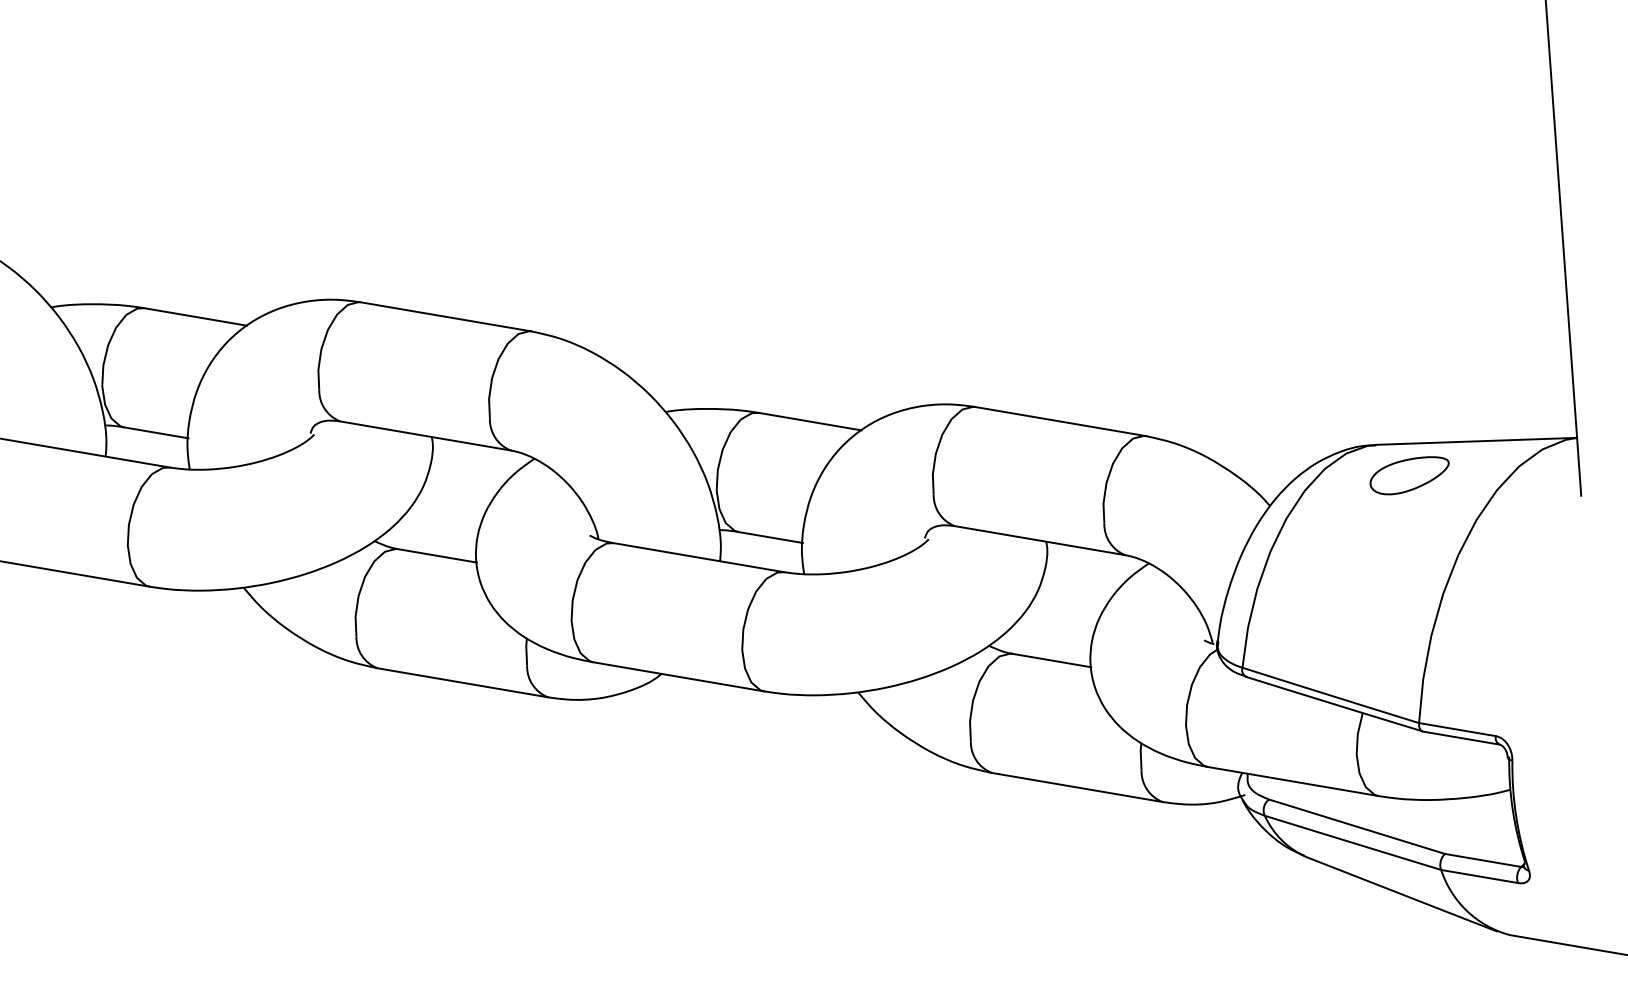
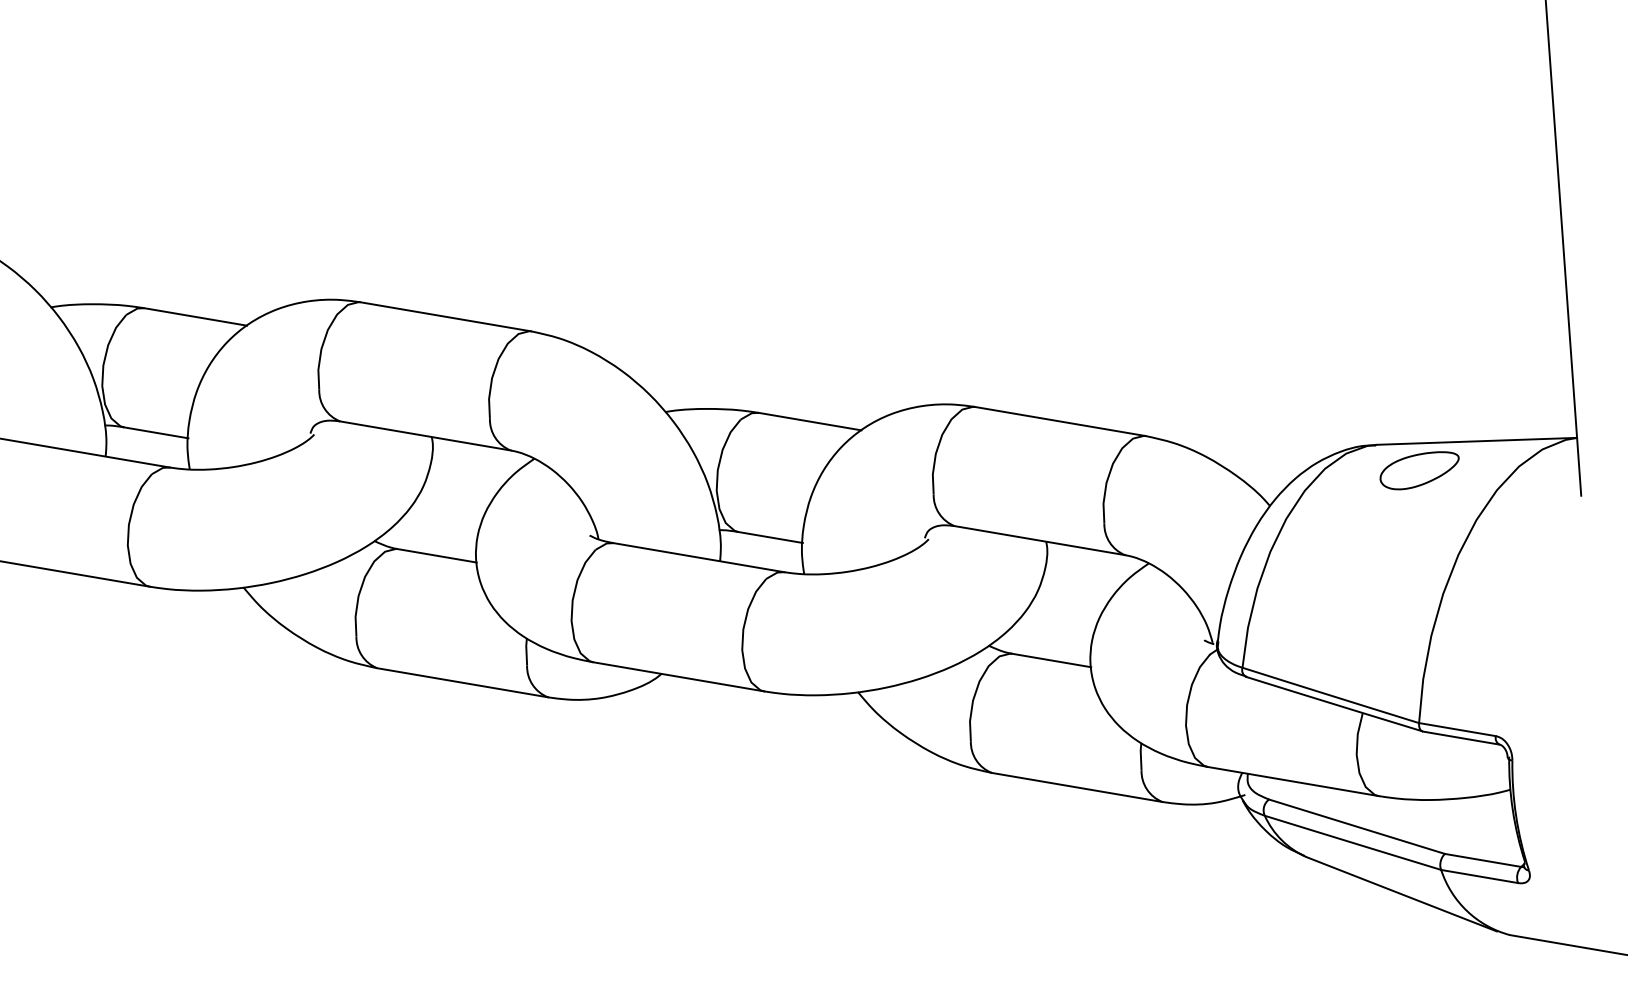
part position: (1409, 475) -> (1419, 470) (1419, 470)
